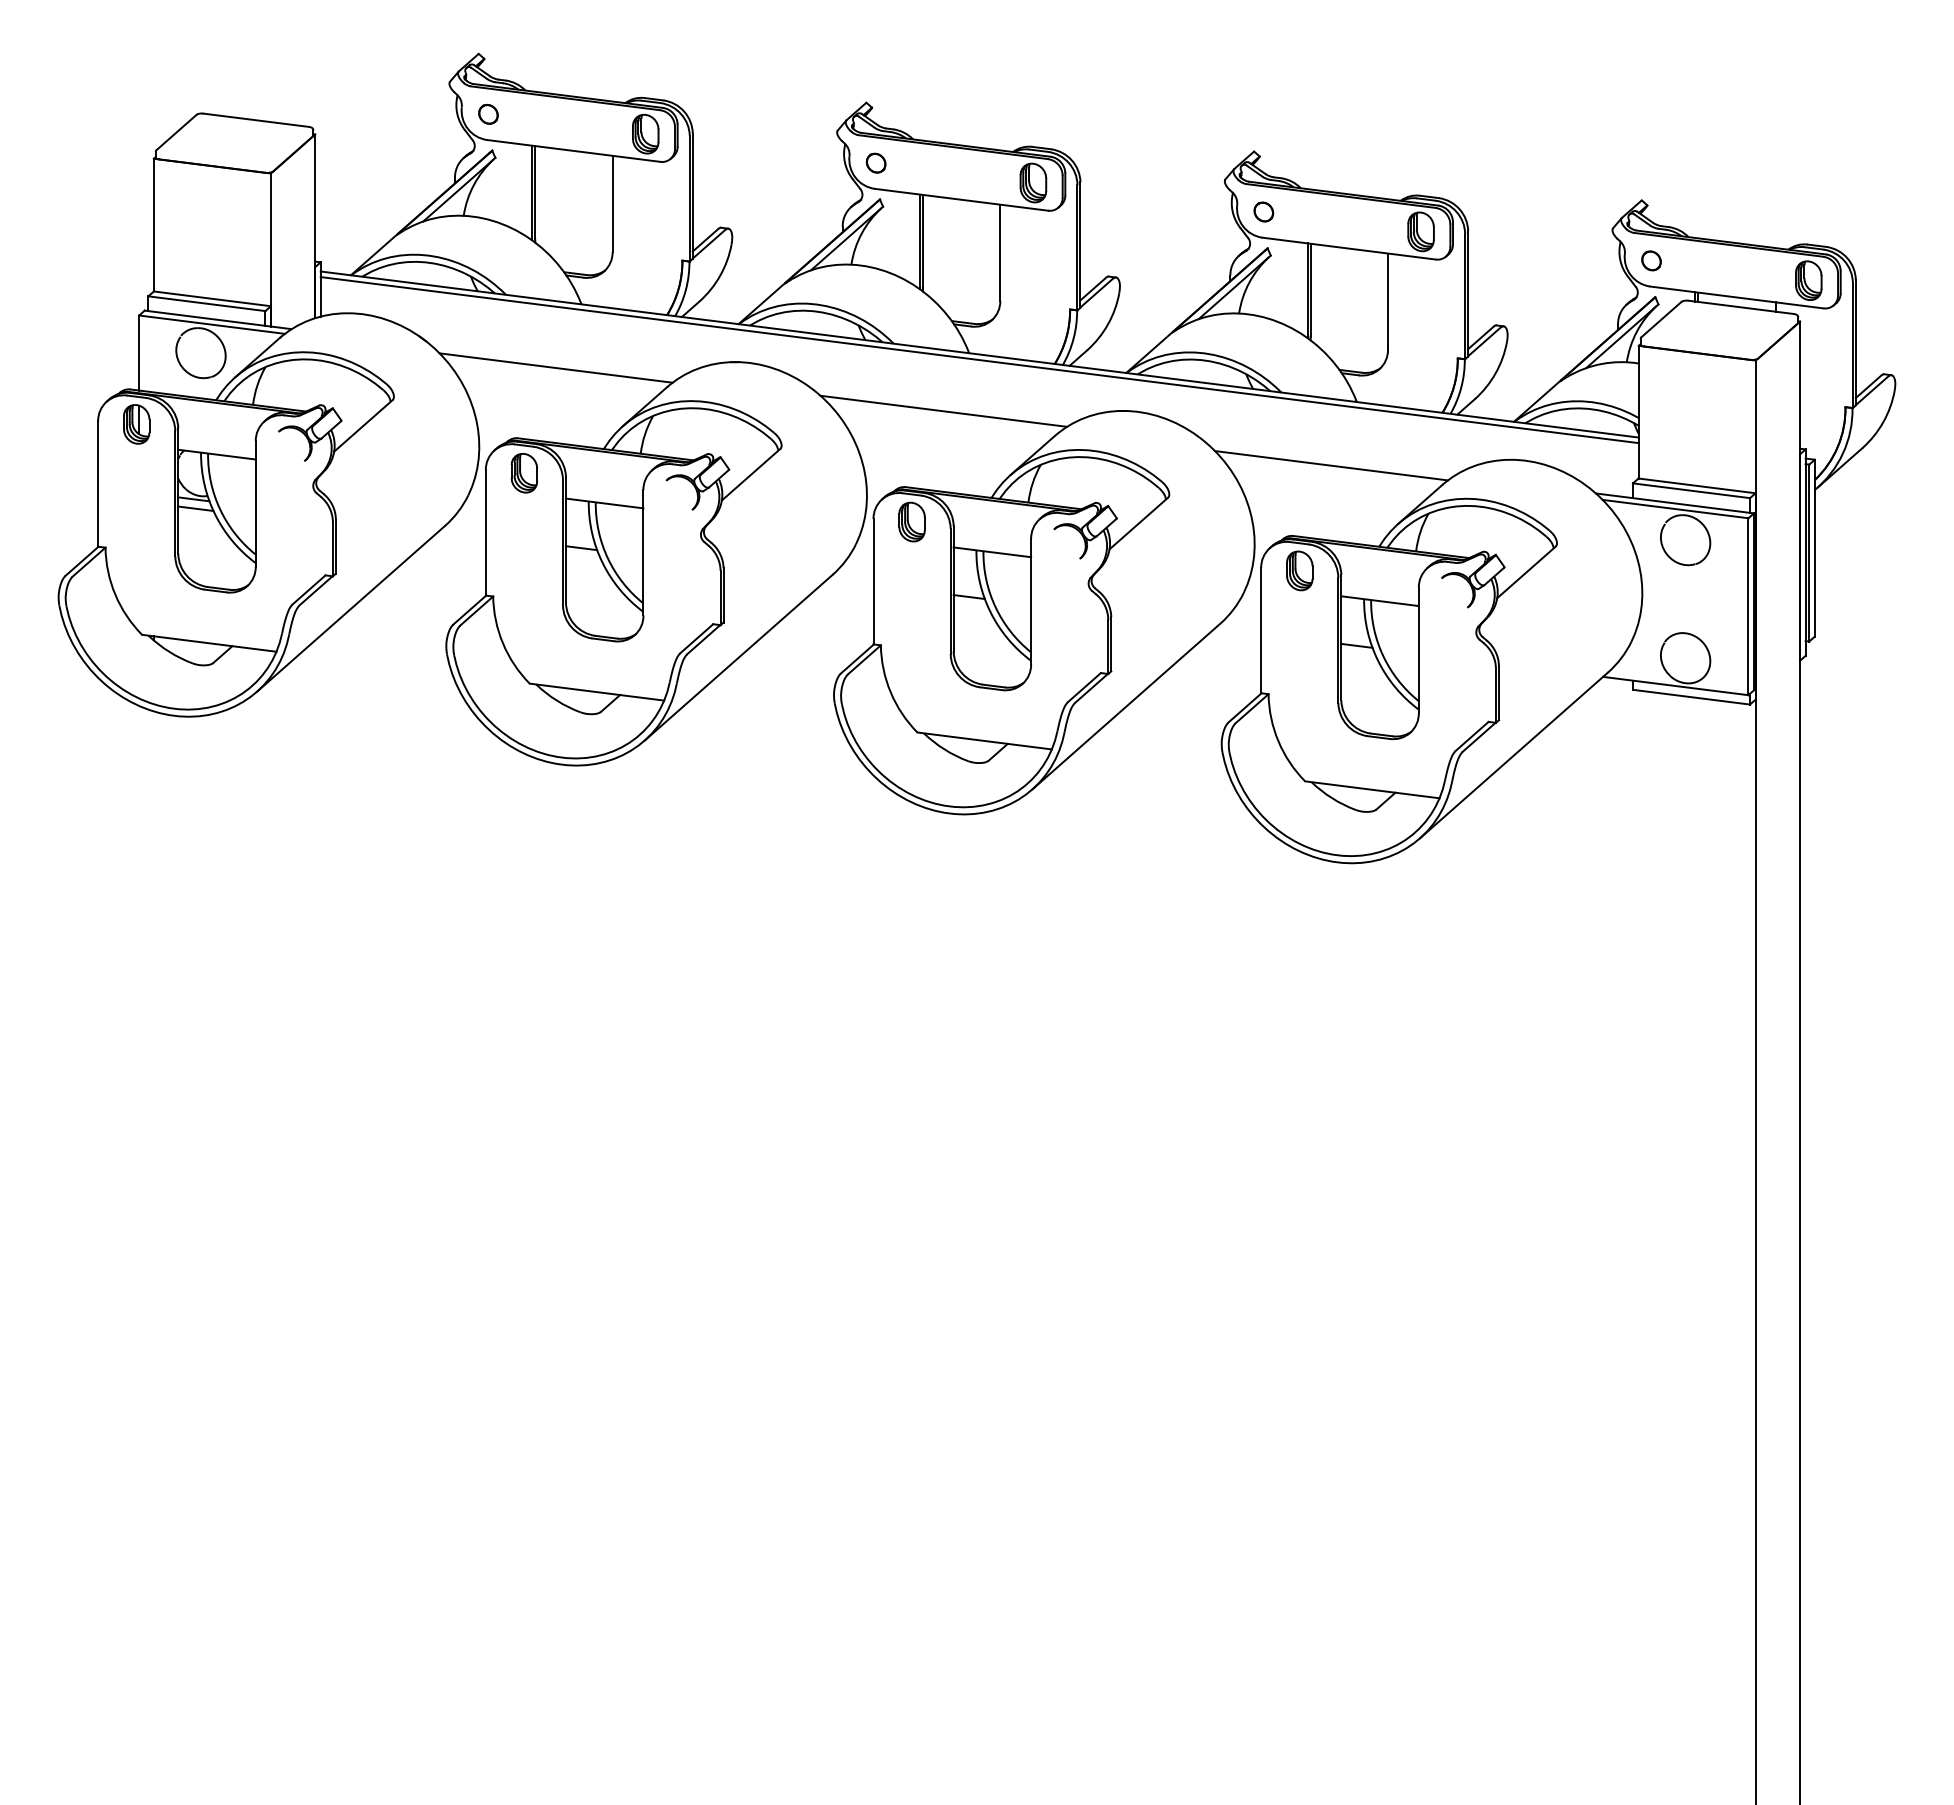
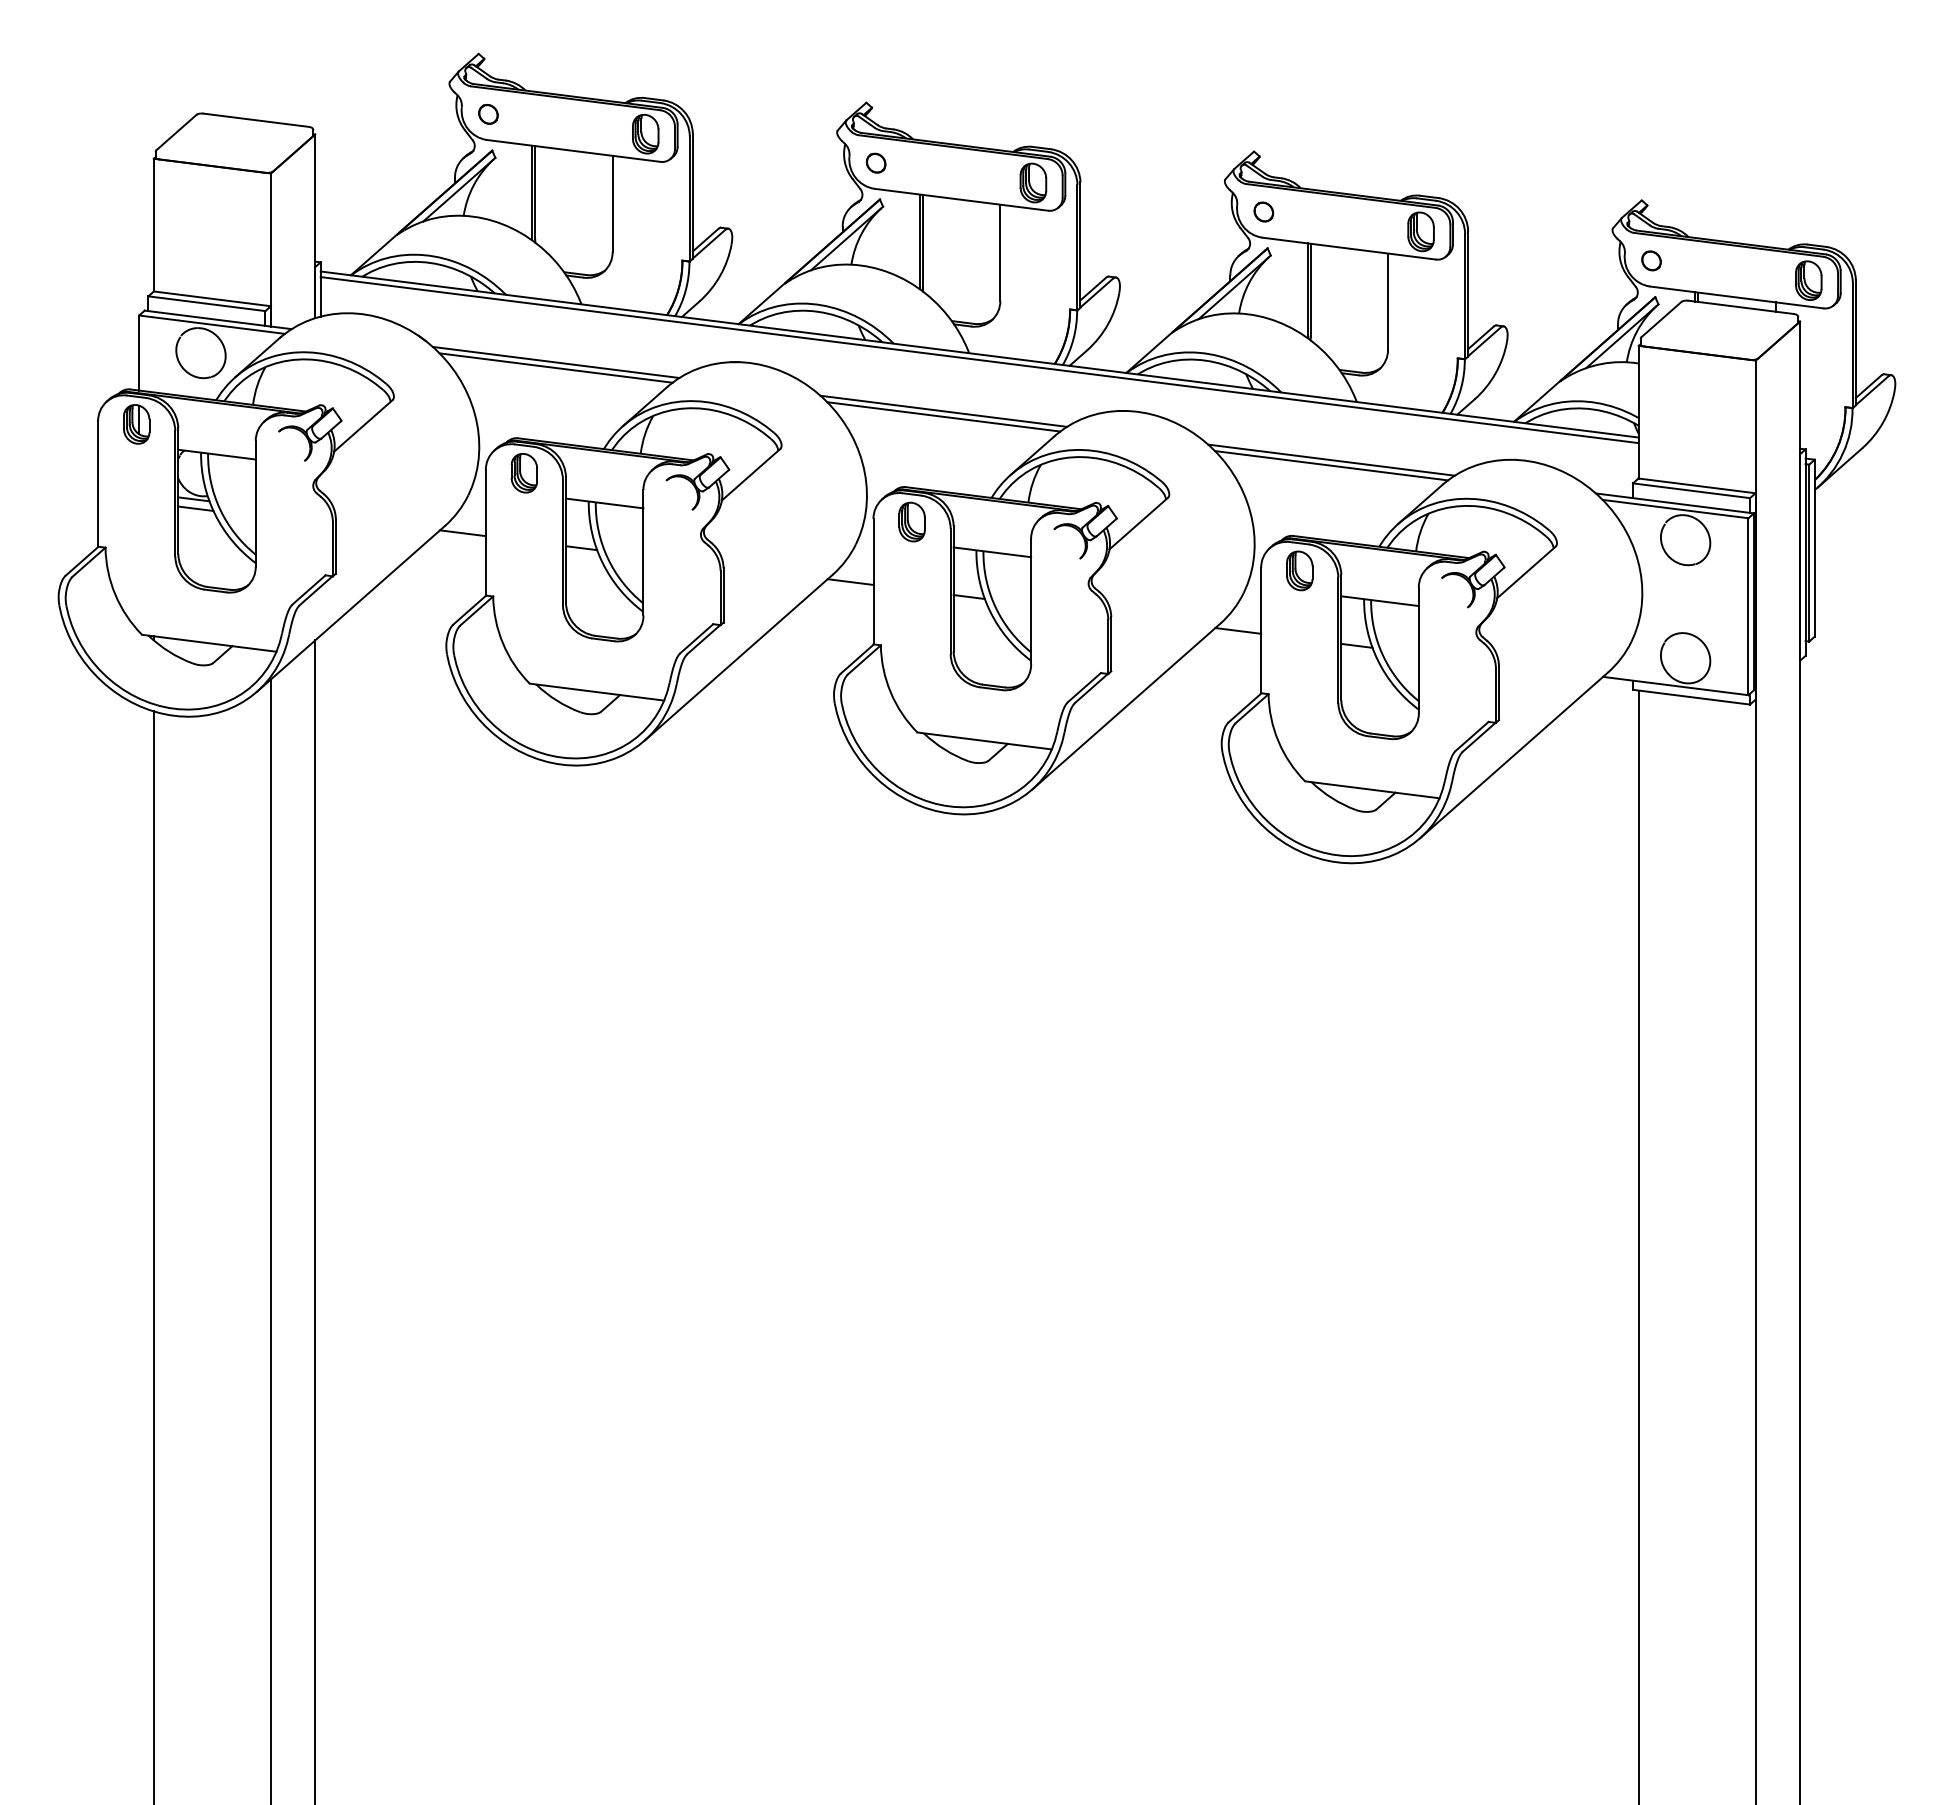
line: none -> present (555, 361)
line: none -> present (943, 416)
line: none -> present (1331, 459)
line: none -> present (462, 533)
line: none -> present (850, 581)
line: none -> present (1238, 630)
line: none -> present (315, 1220)
line: none -> present (270, 1240)
line: none -> present (1638, 1245)
line: none -> present (153, 1256)
